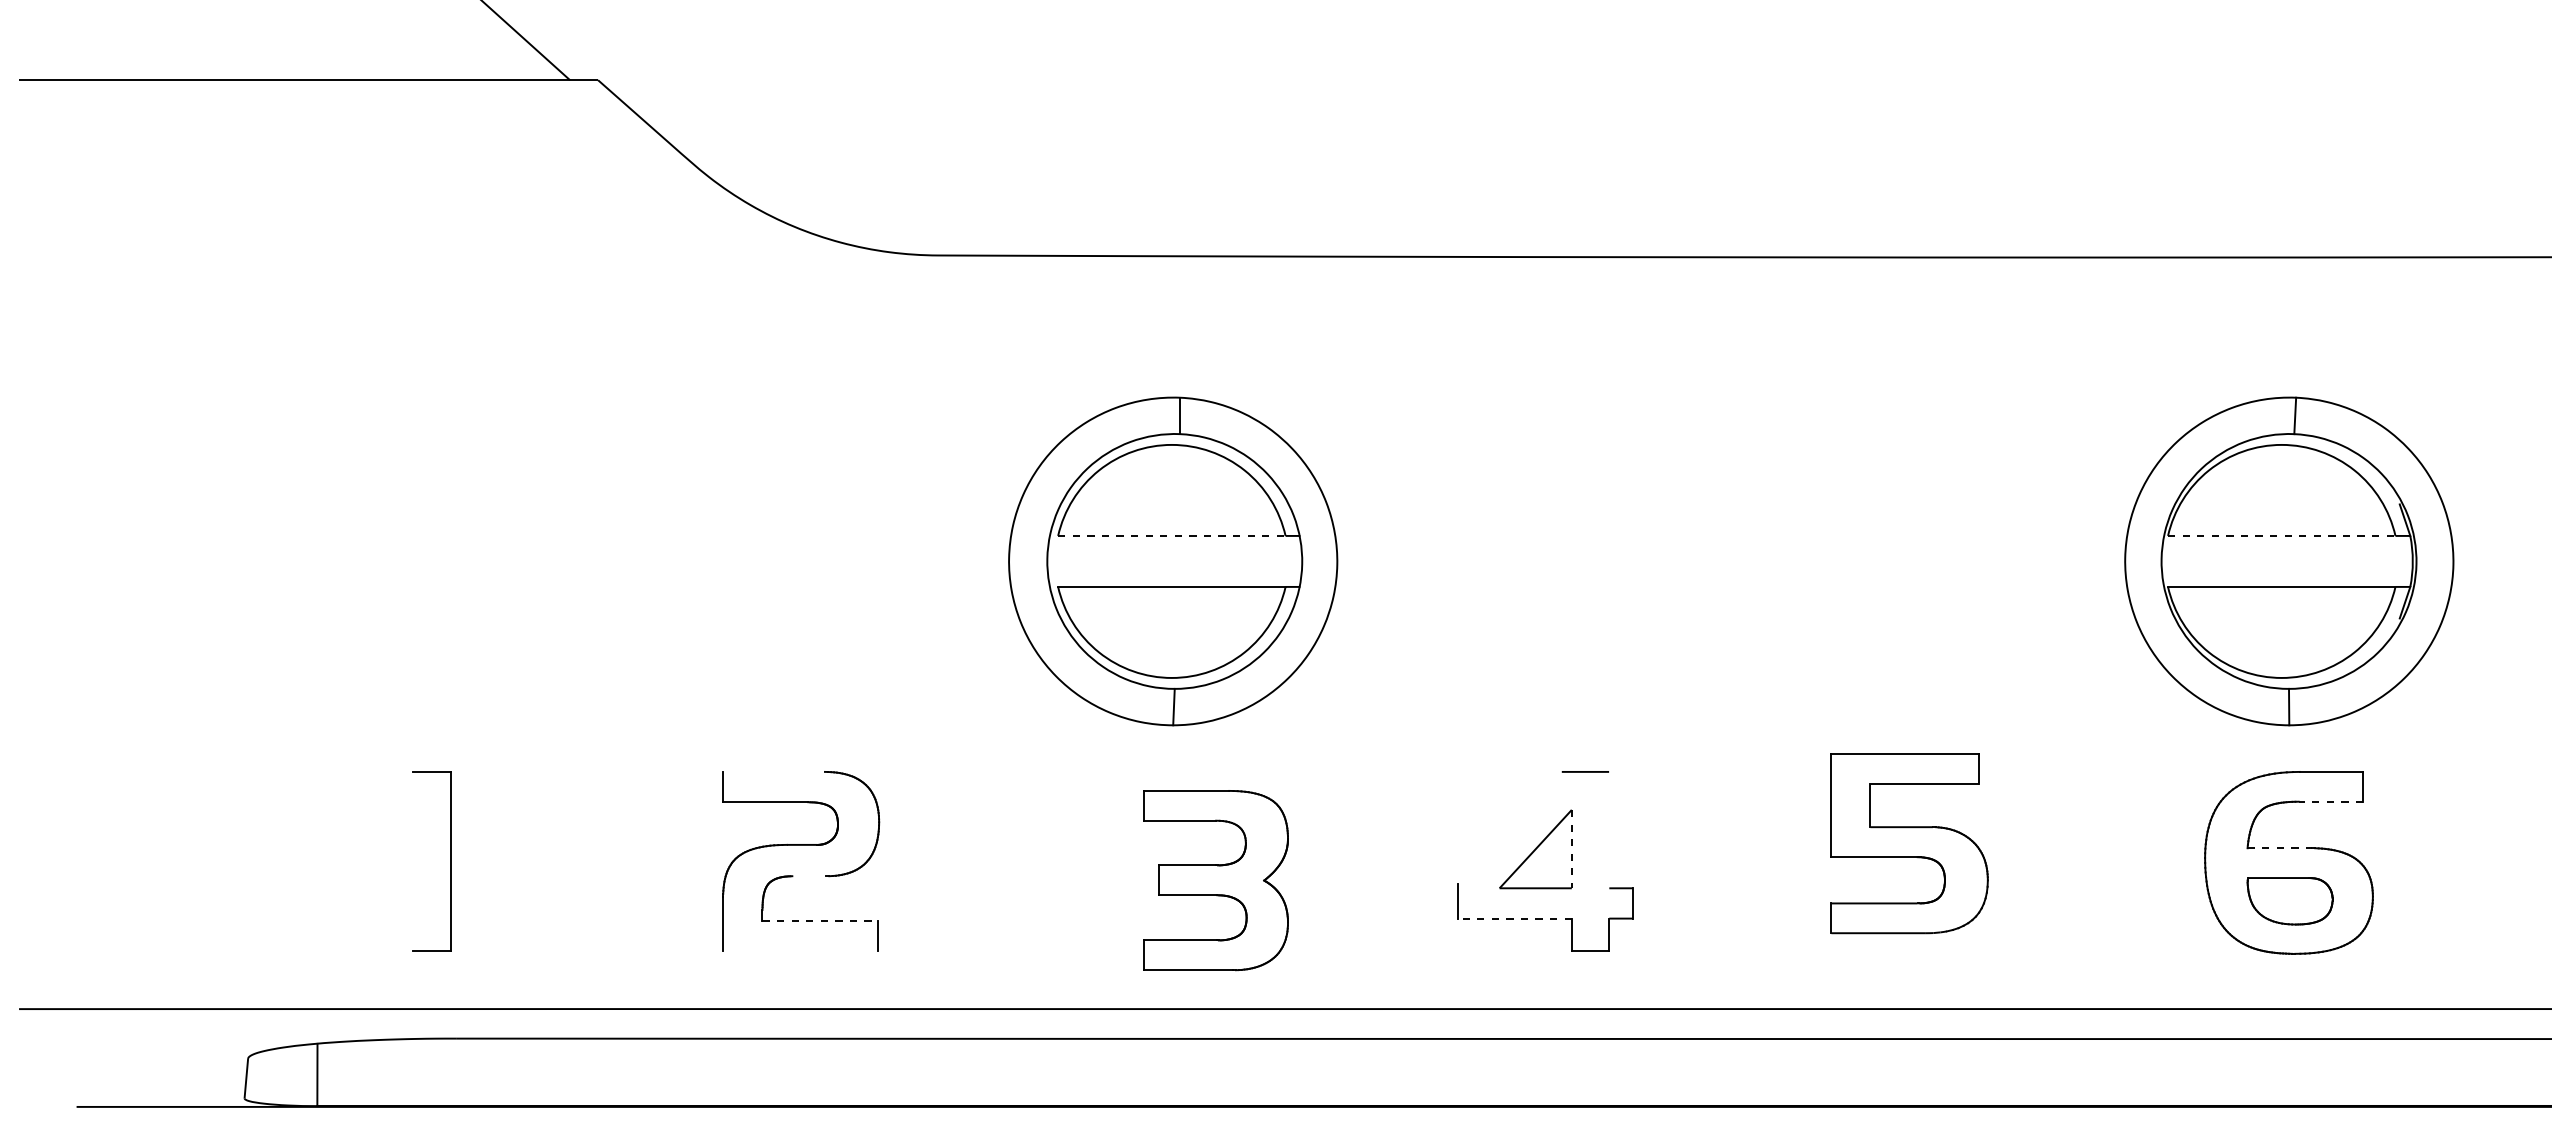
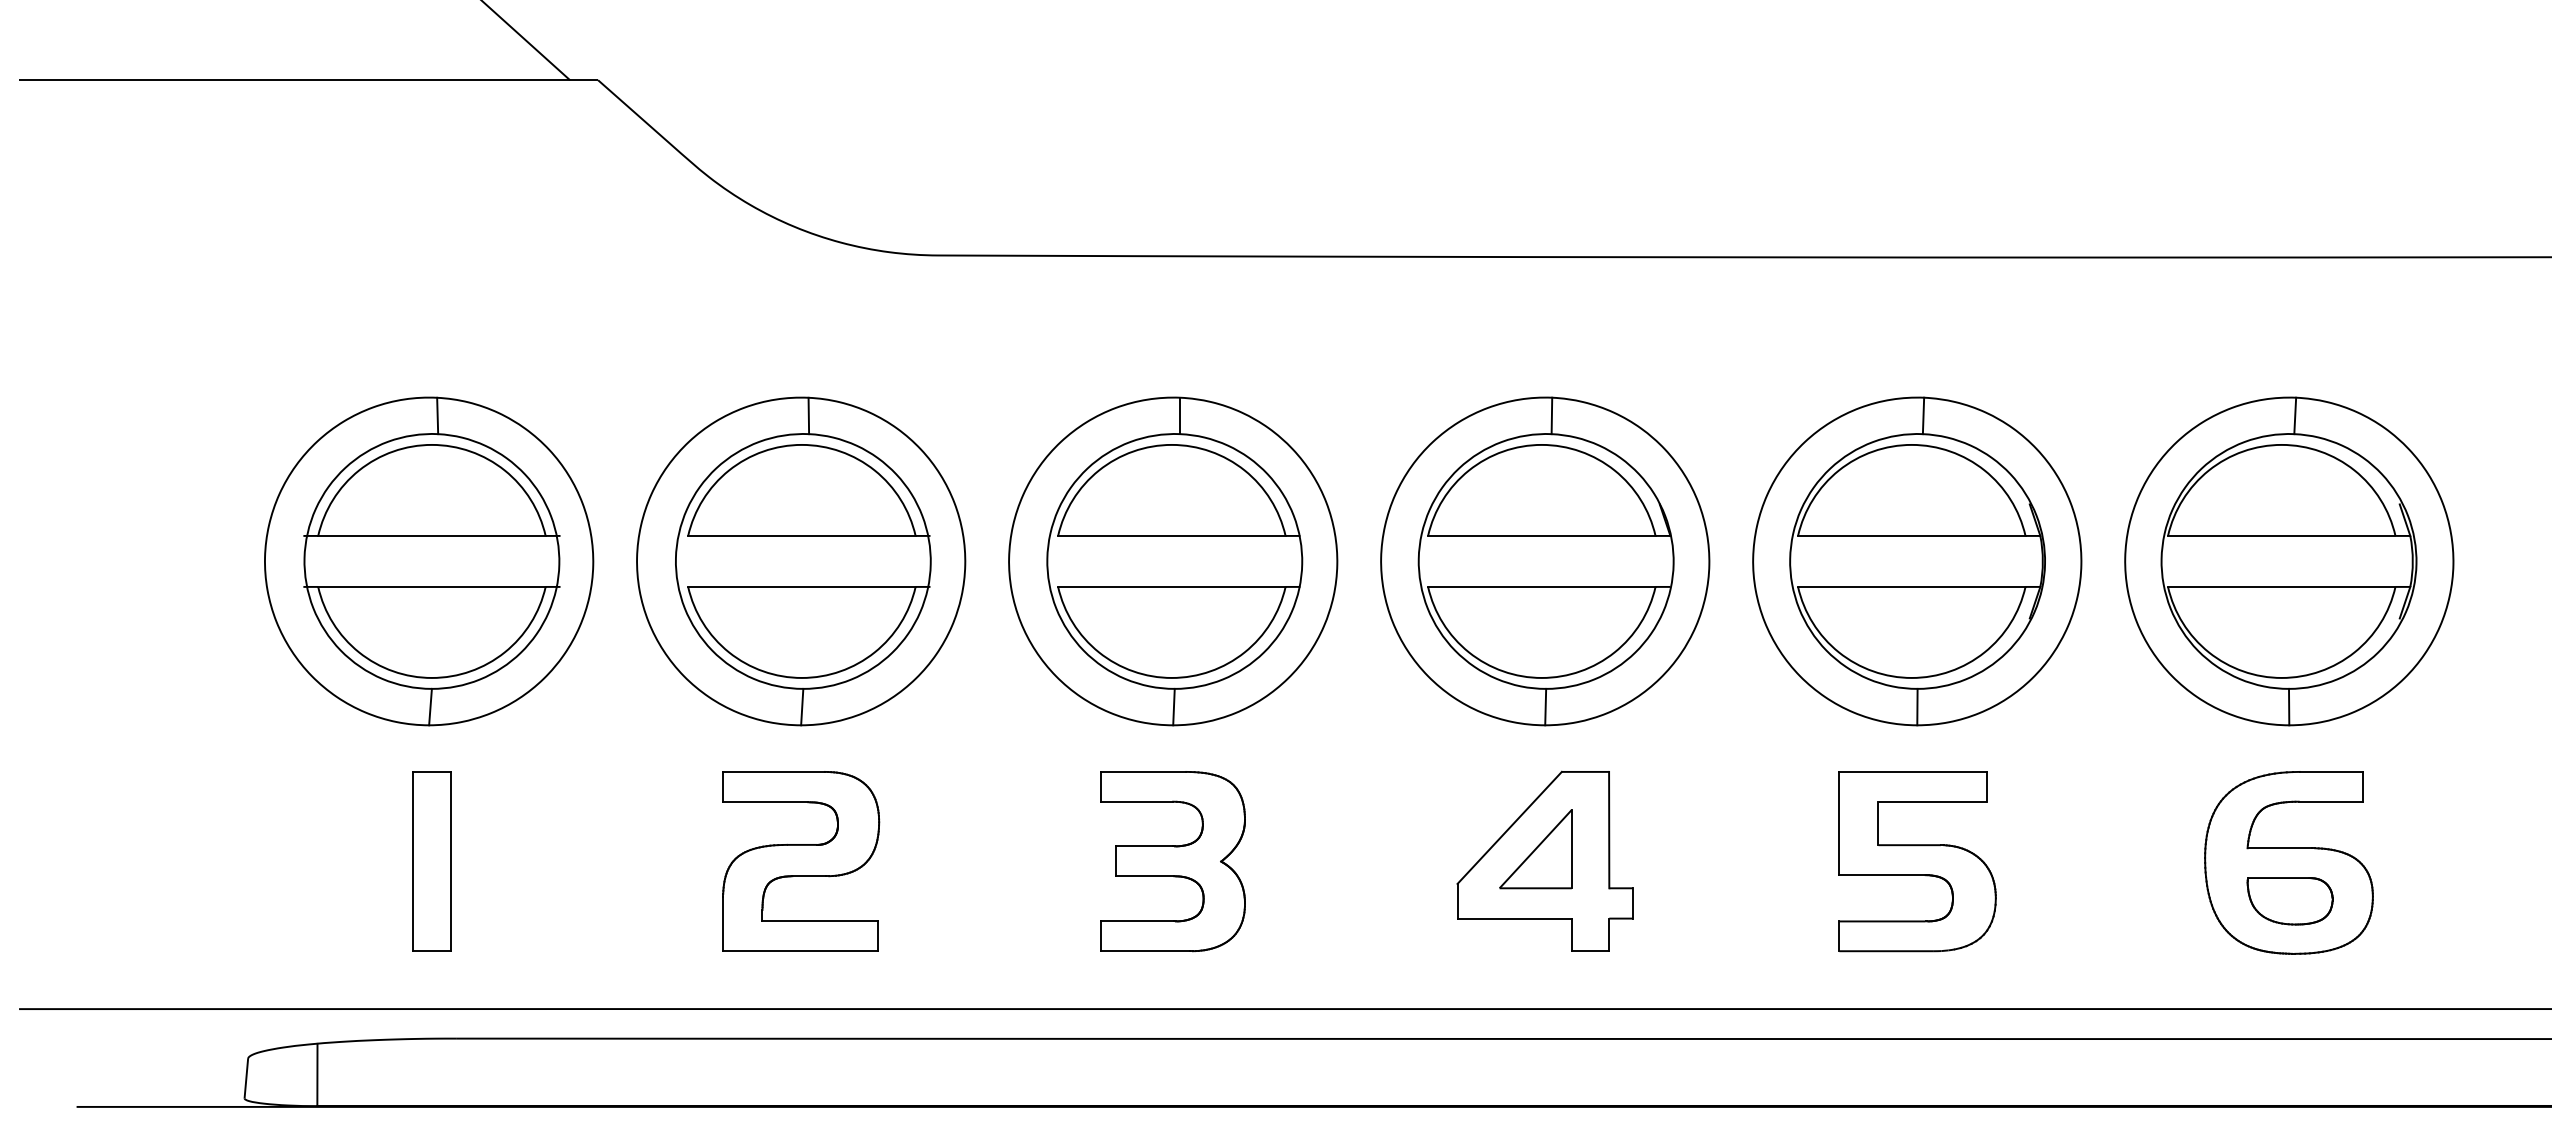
line: dashed -> solid (1171, 535)
line: dashed -> solid (2281, 535)
part: none -> present (429, 561)
part: none -> present (801, 561)
part: none -> present (1545, 561)
part: none -> present (1917, 561)
line: none -> present (773, 771)
line: dashed -> solid (2330, 801)
line: none -> present (1509, 827)
line: none -> present (1609, 829)
part position: (1909, 843) -> (1917, 861) (1917, 861)
line: dashed -> solid (2279, 848)
line: dashed -> solid (1571, 849)
line: none -> present (412, 861)
line: none -> present (808, 876)
part position: (1215, 880) -> (1172, 861) (1172, 861)
line: dashed -> solid (1514, 918)
line: dashed -> solid (820, 920)
line: none -> present (800, 951)
